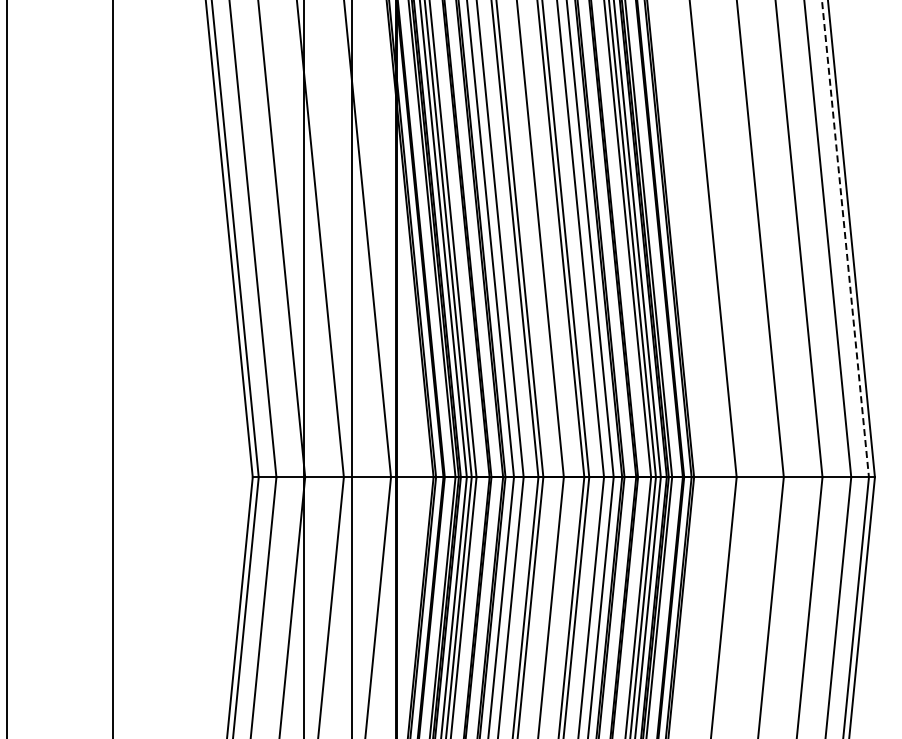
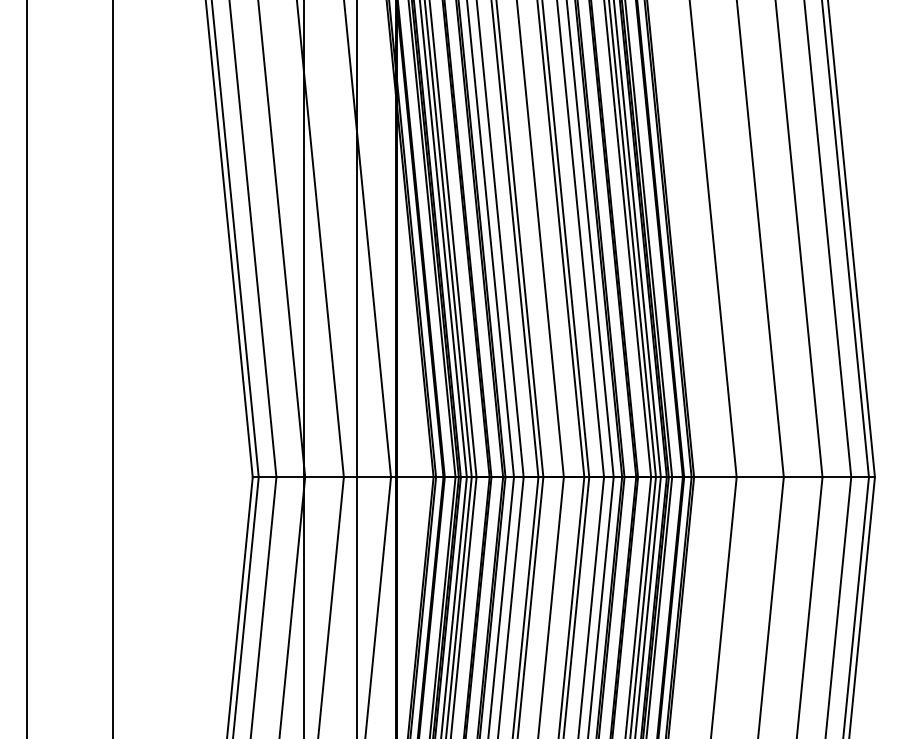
line: dashed -> solid (845, 239)
line position: (7, 368) -> (27, 368) (27, 368)
line position: (351, 368) -> (356, 368) (356, 368)
